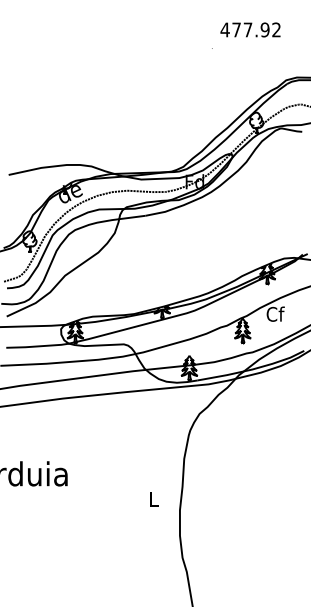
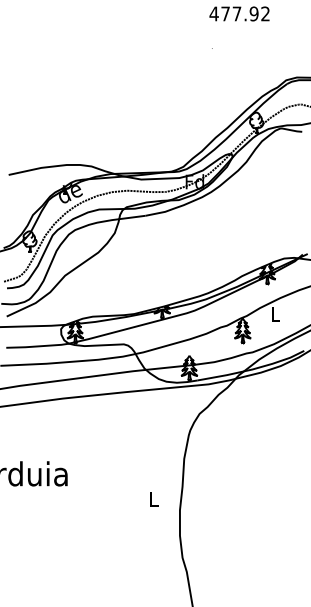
text position: (250, 29) -> (239, 13) (239, 13)
text: Cf -> L (275, 313)
